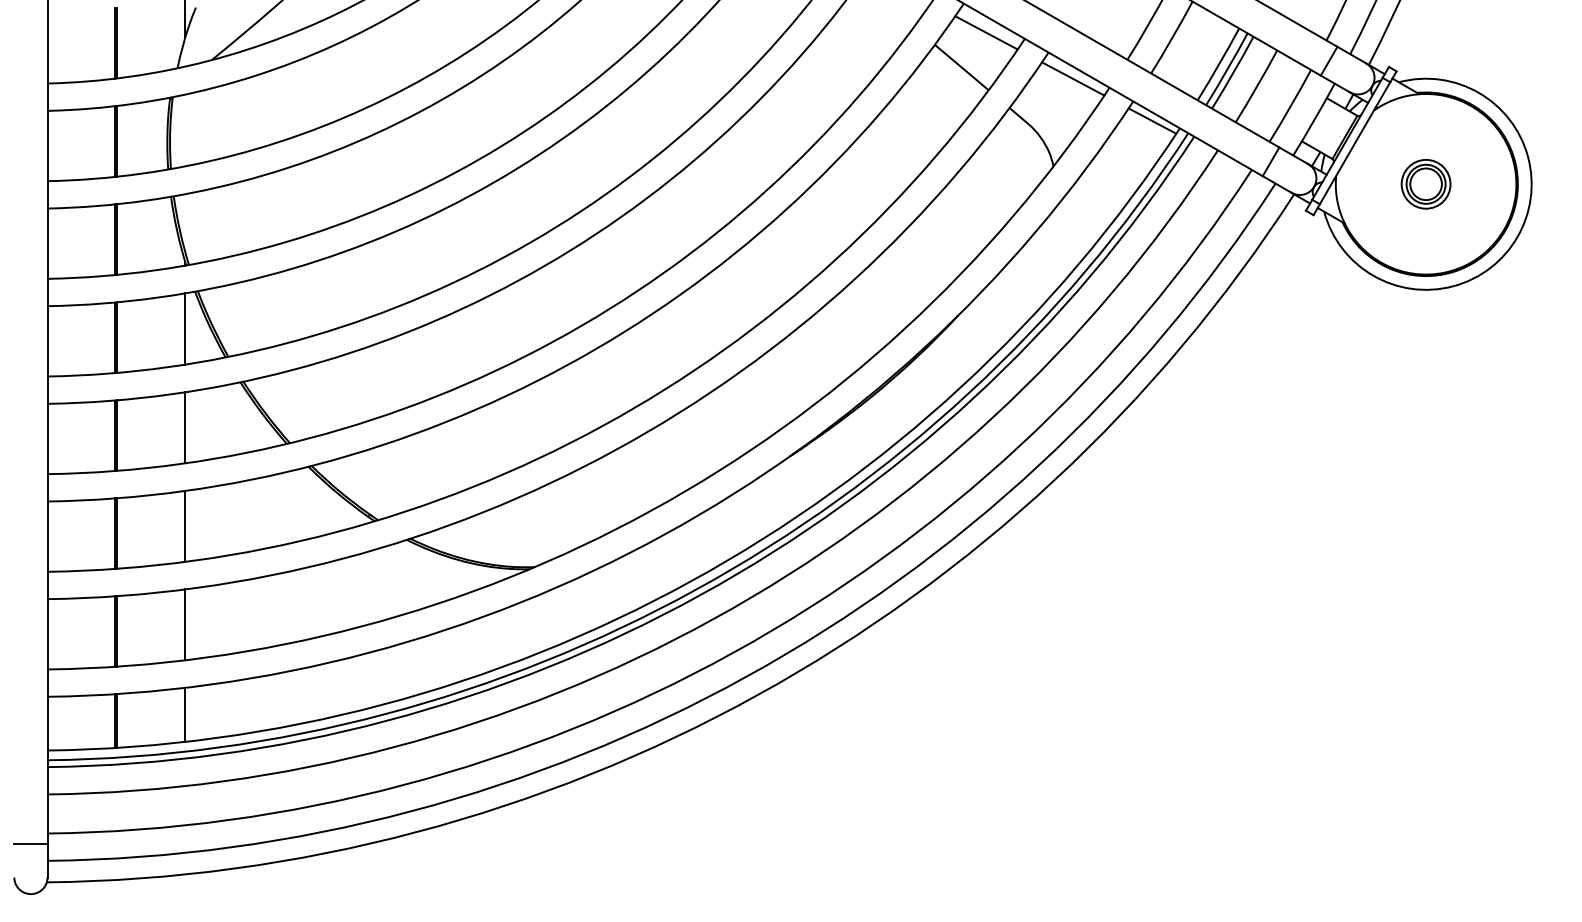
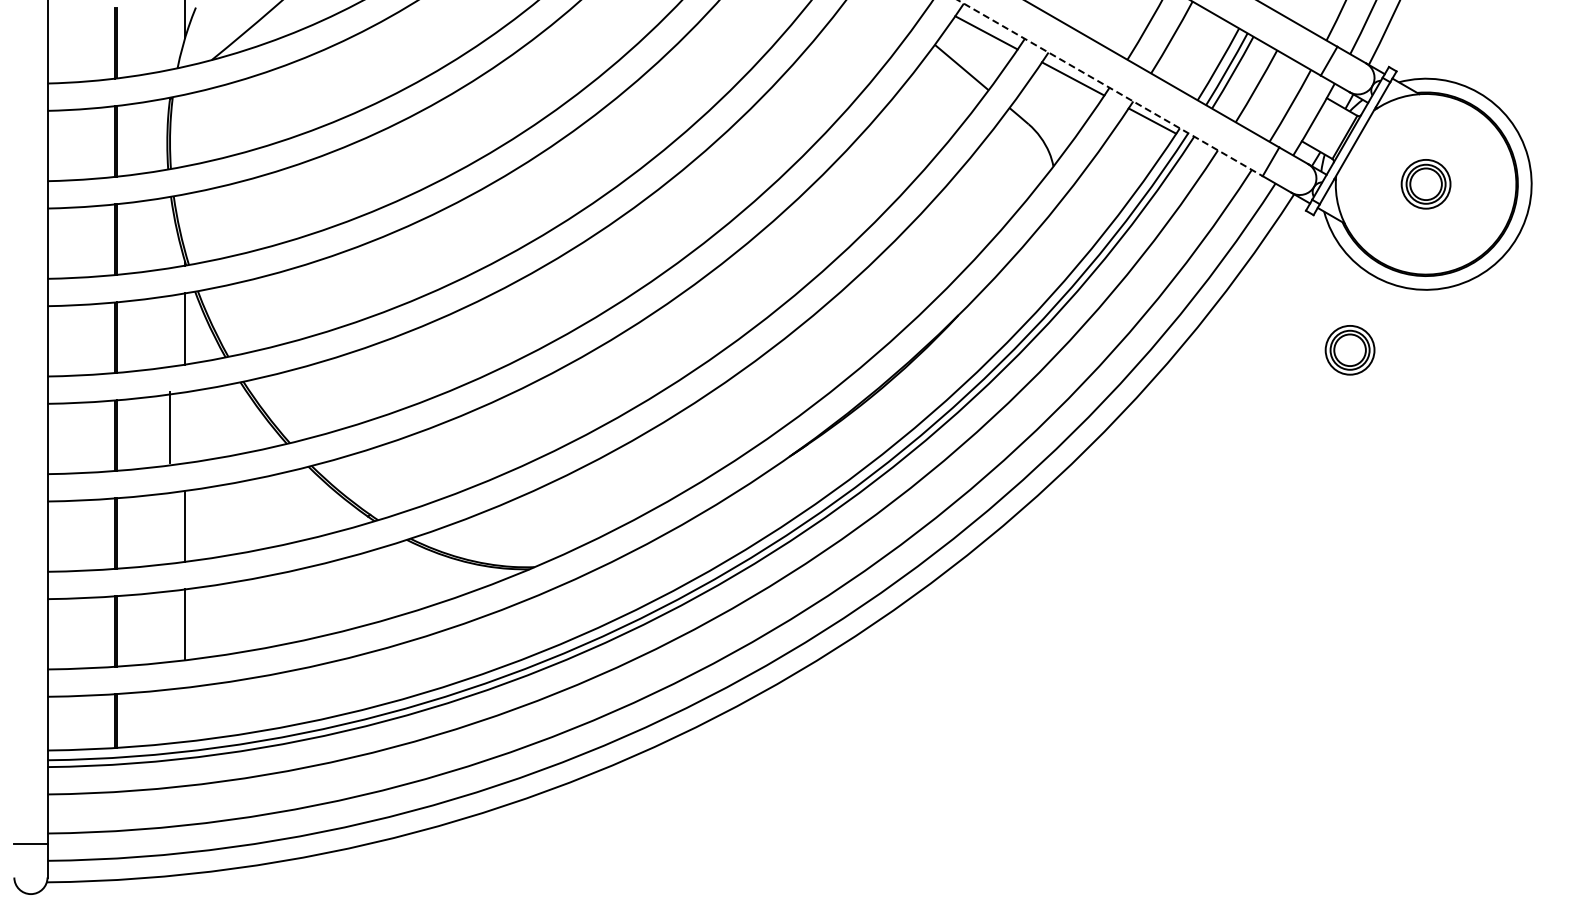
line: solid -> dashed (1110, 88)
part: none -> present (1349, 350)
line position: (185, 427) -> (170, 427) (170, 427)
line: present -> none (185, 714)
